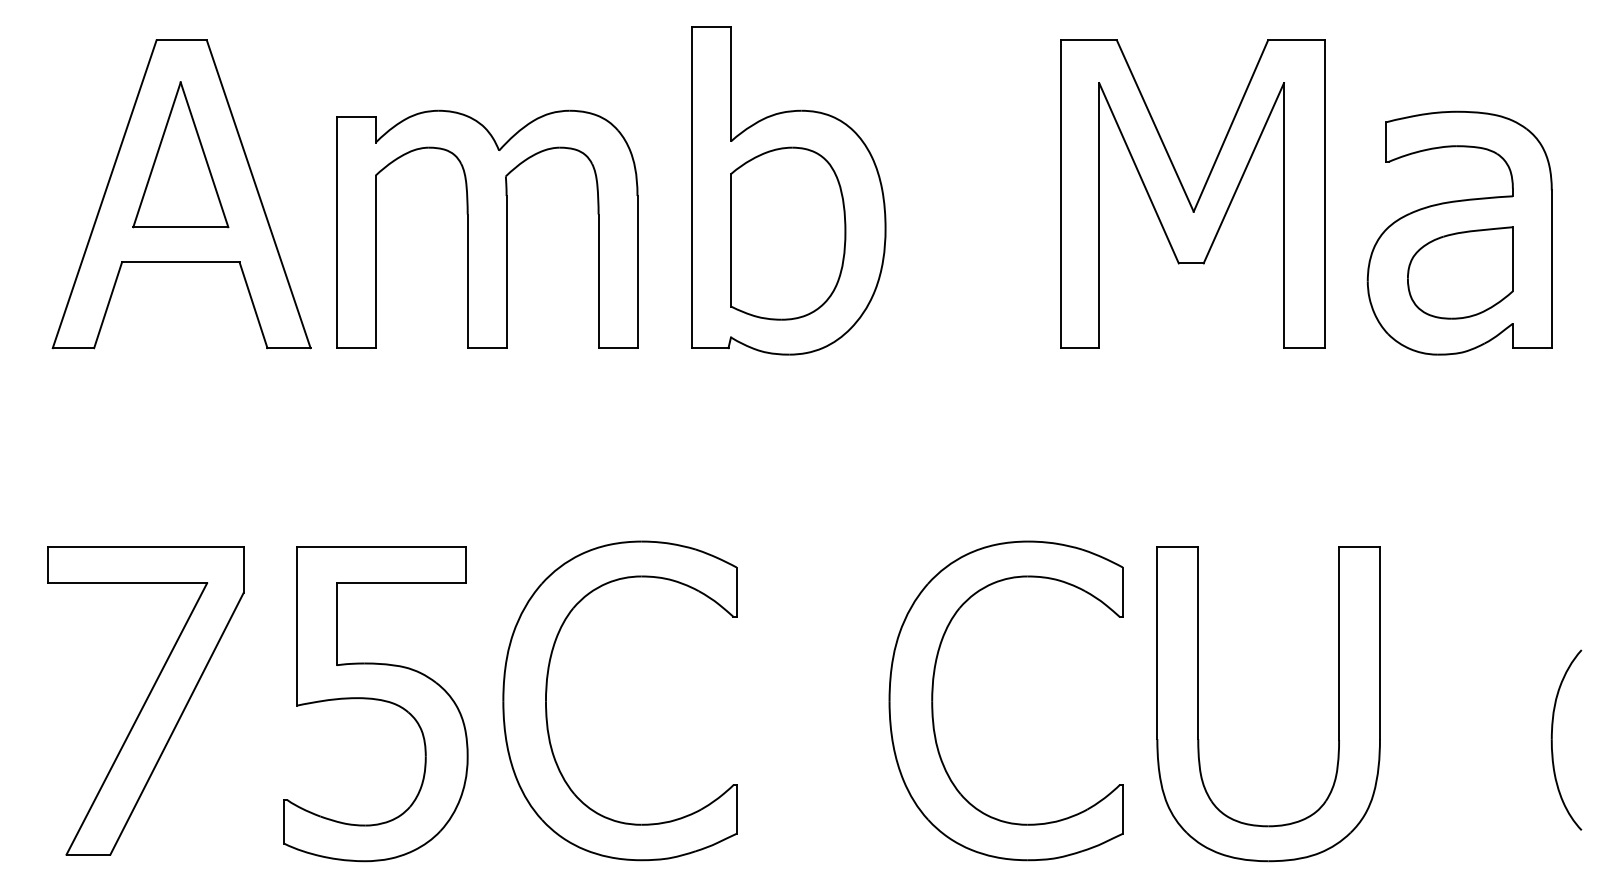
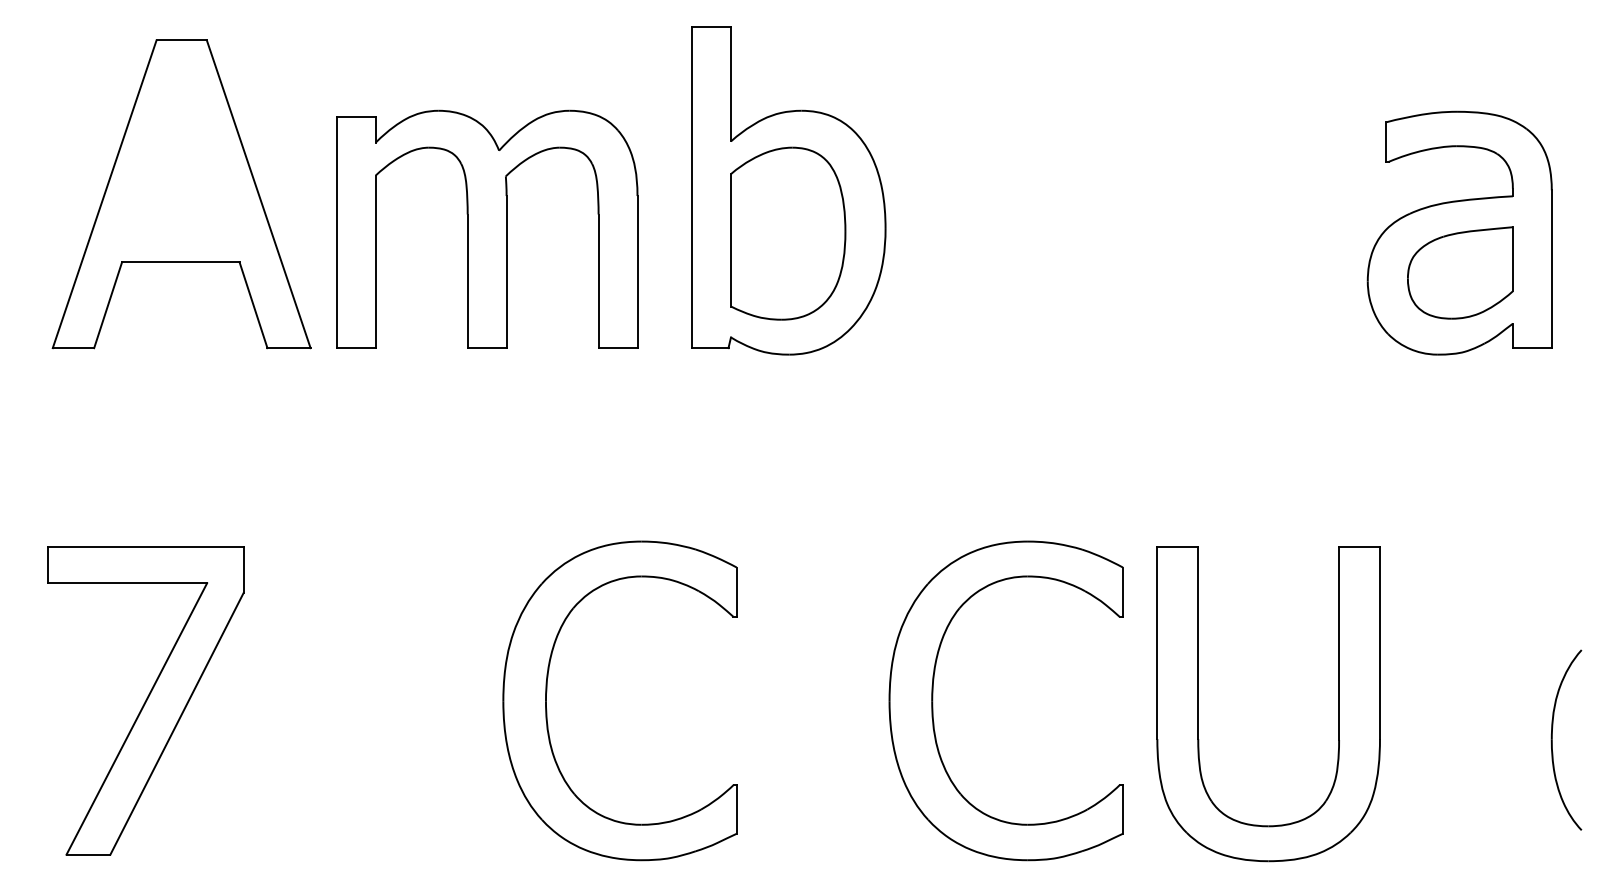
part: present -> none (180, 154)
part: present -> none (1192, 193)
part: present -> none (375, 704)
